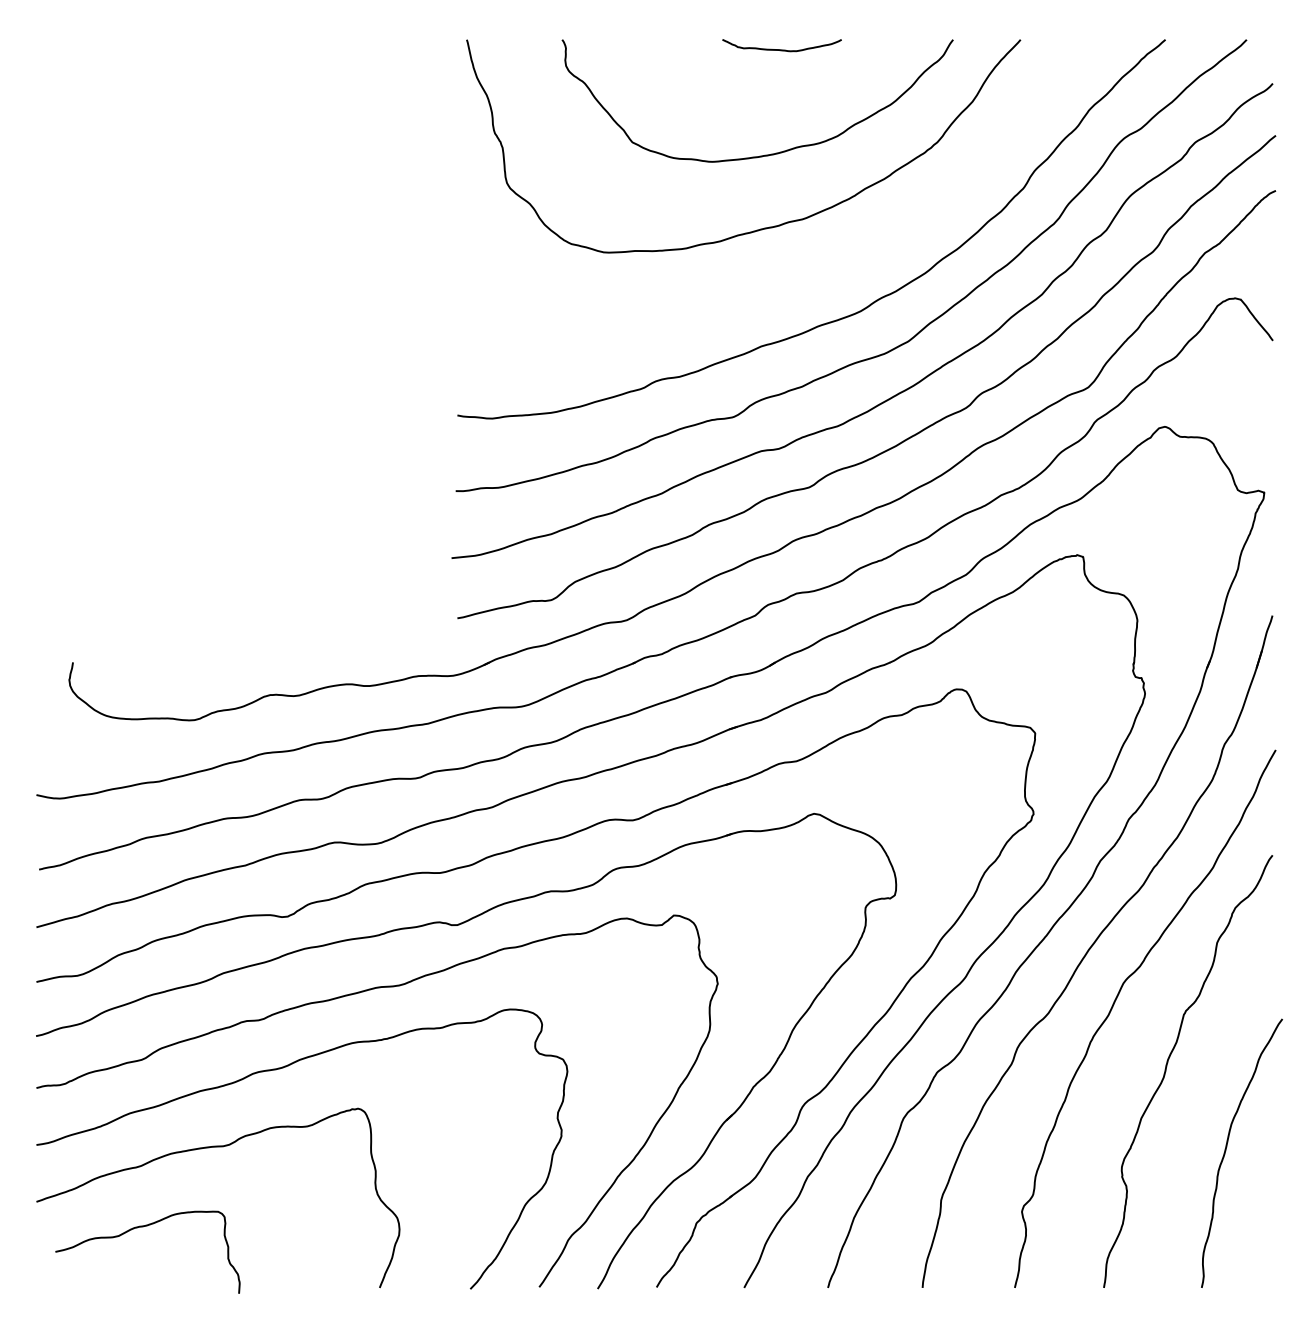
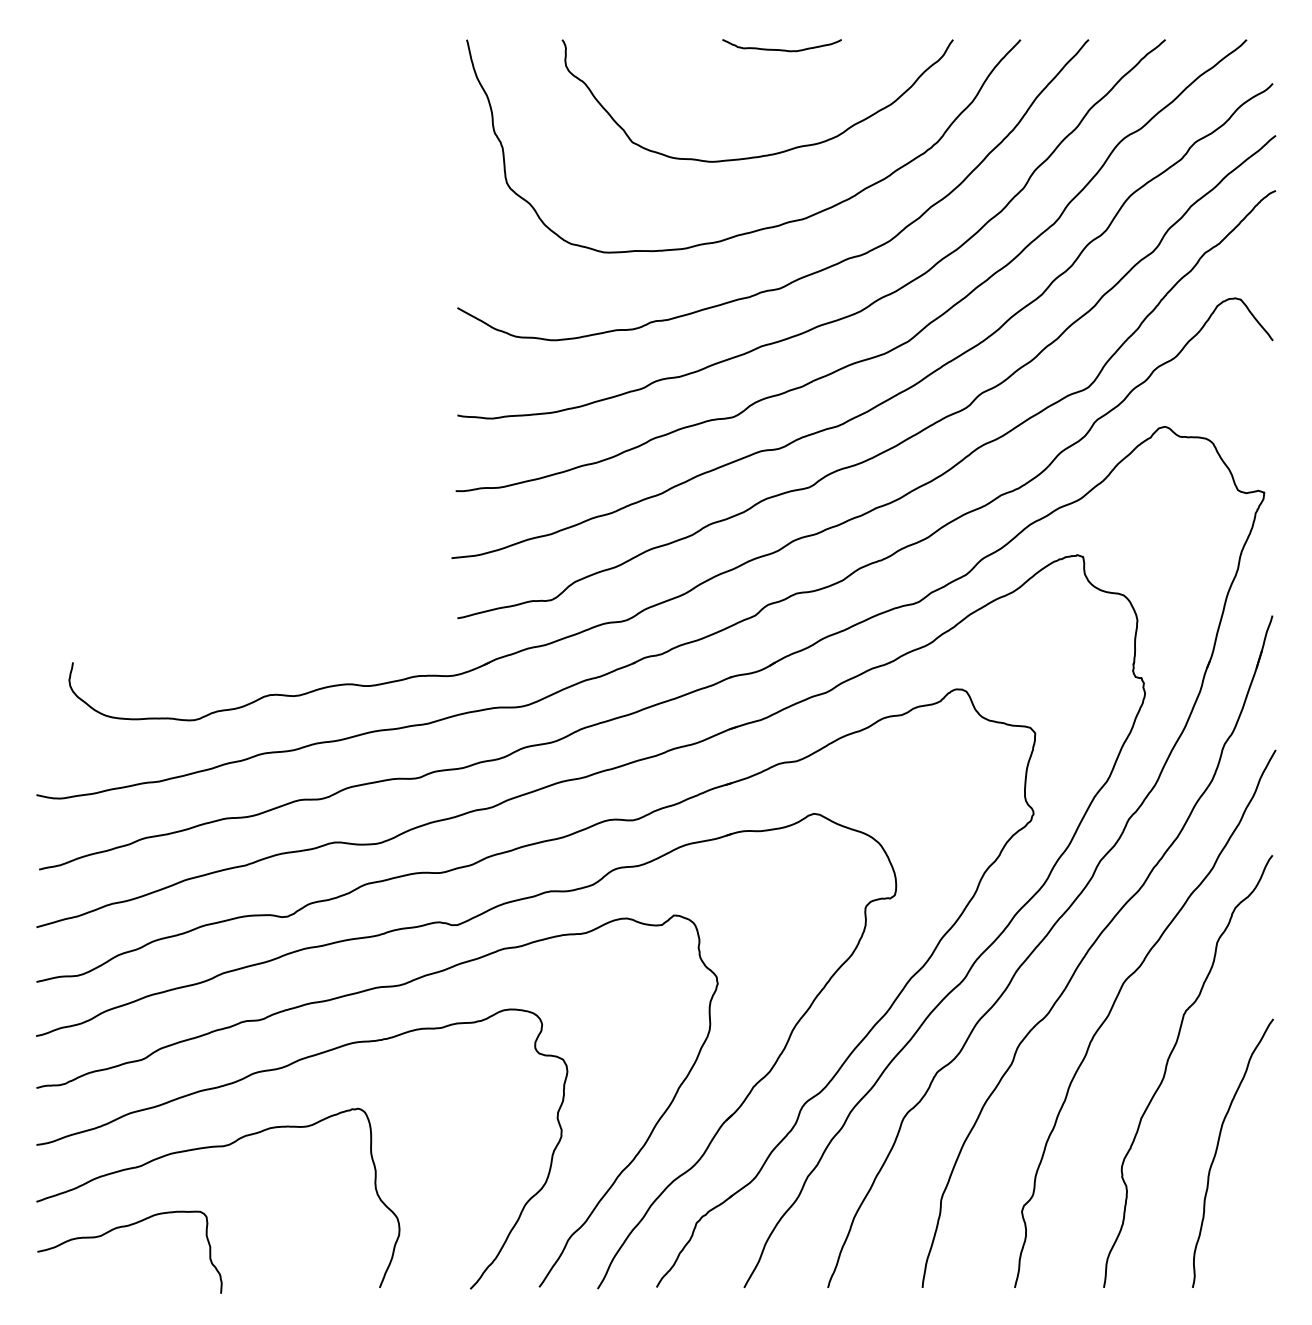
curve: none -> present (804, 275)
curve position: (1227, 1147) -> (1218, 1147) (1218, 1147)
curve position: (143, 1227) -> (125, 1227) (125, 1227)
